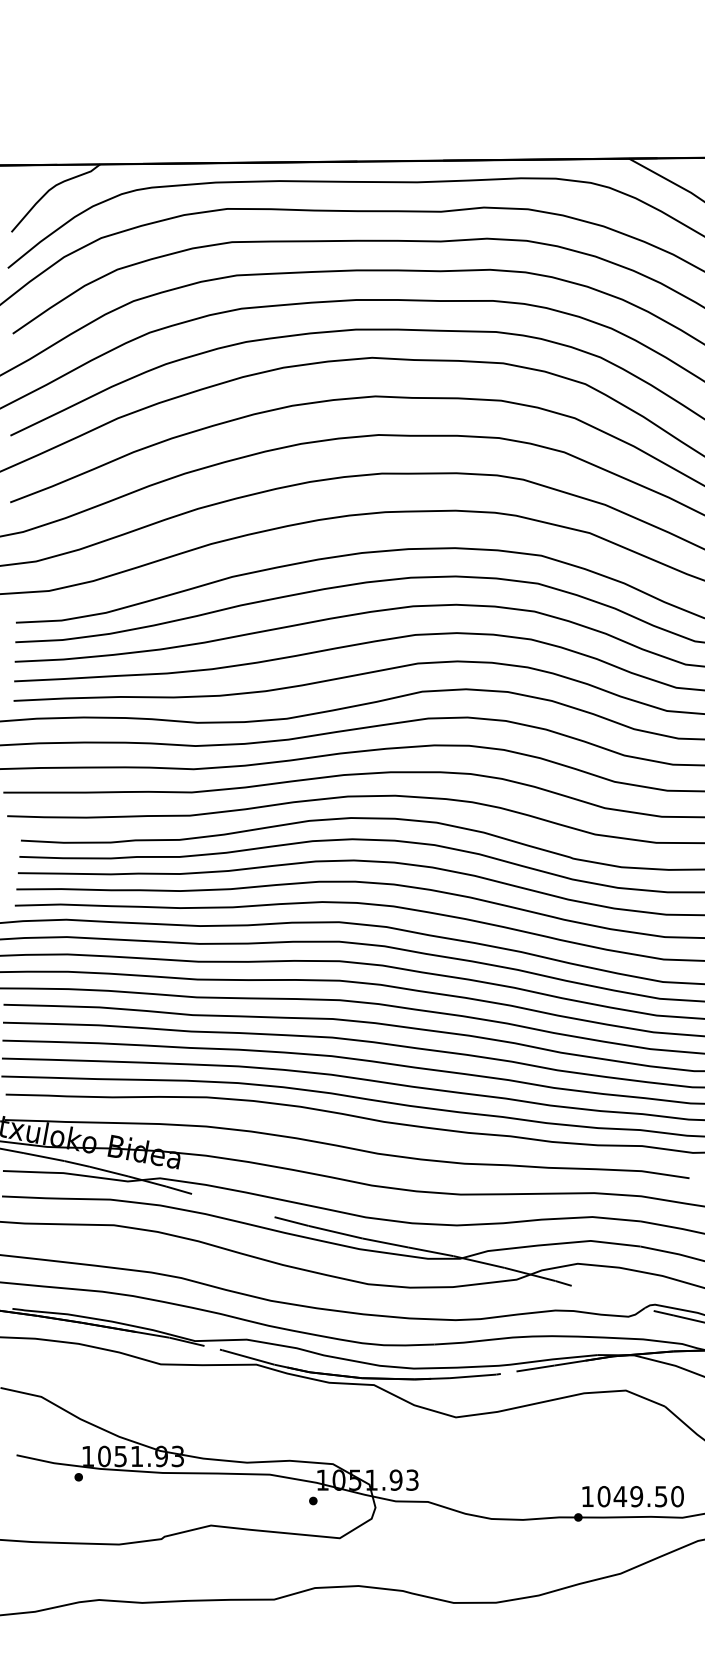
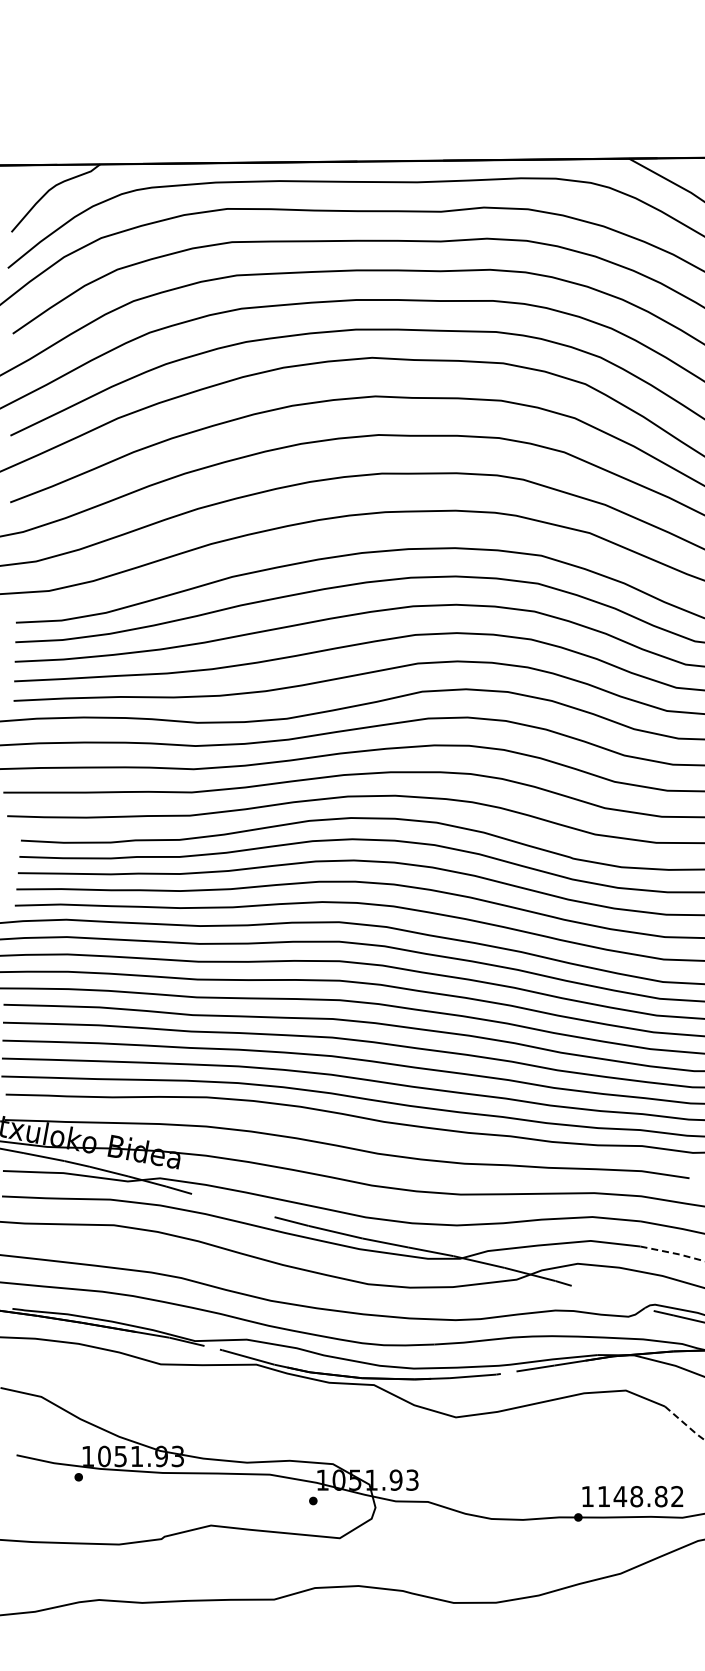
line: solid -> dashed (673, 1253)
line: solid -> dashed (685, 1424)
text: 1049.50 -> 1148.82 (640, 1496)
